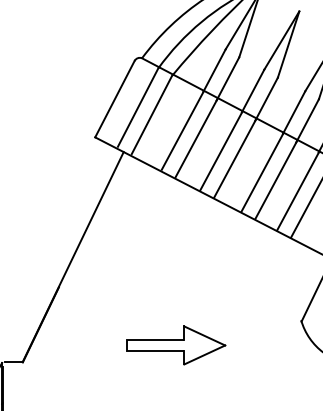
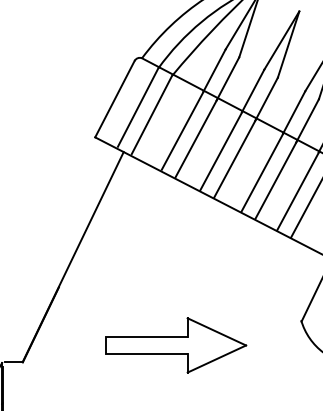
part size: 101x41 px -> 143x57 px (176, 345)
